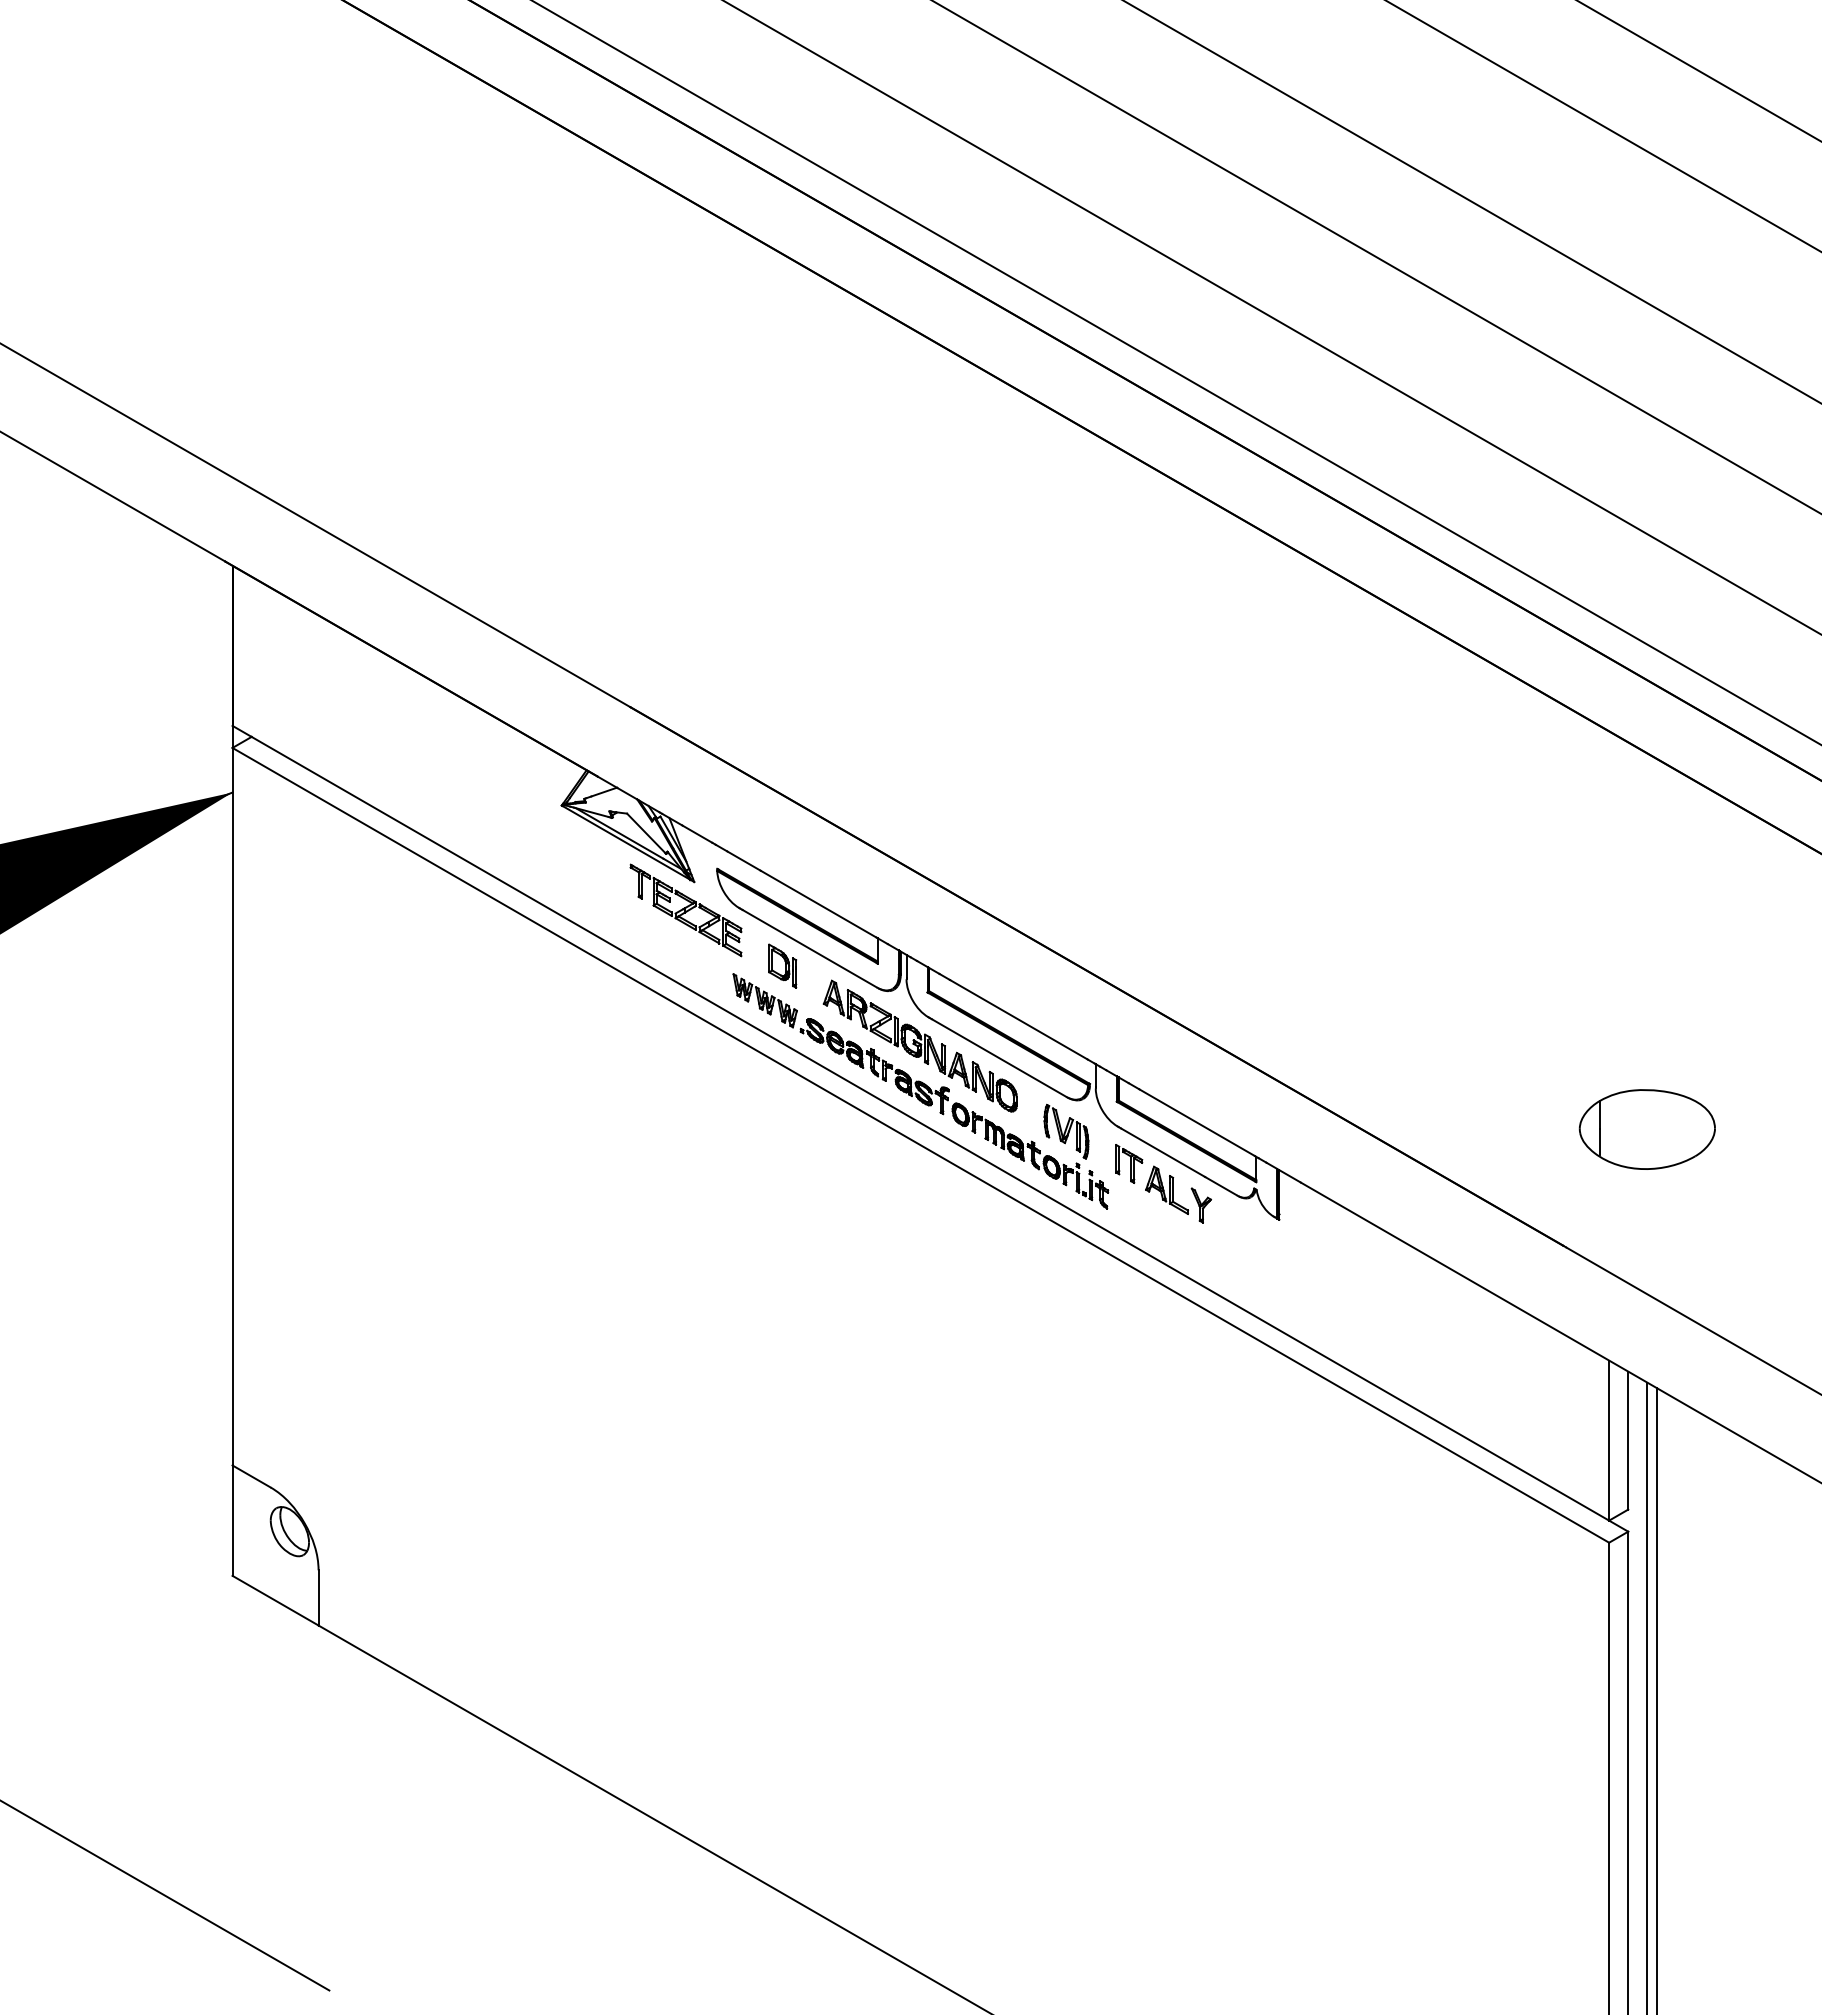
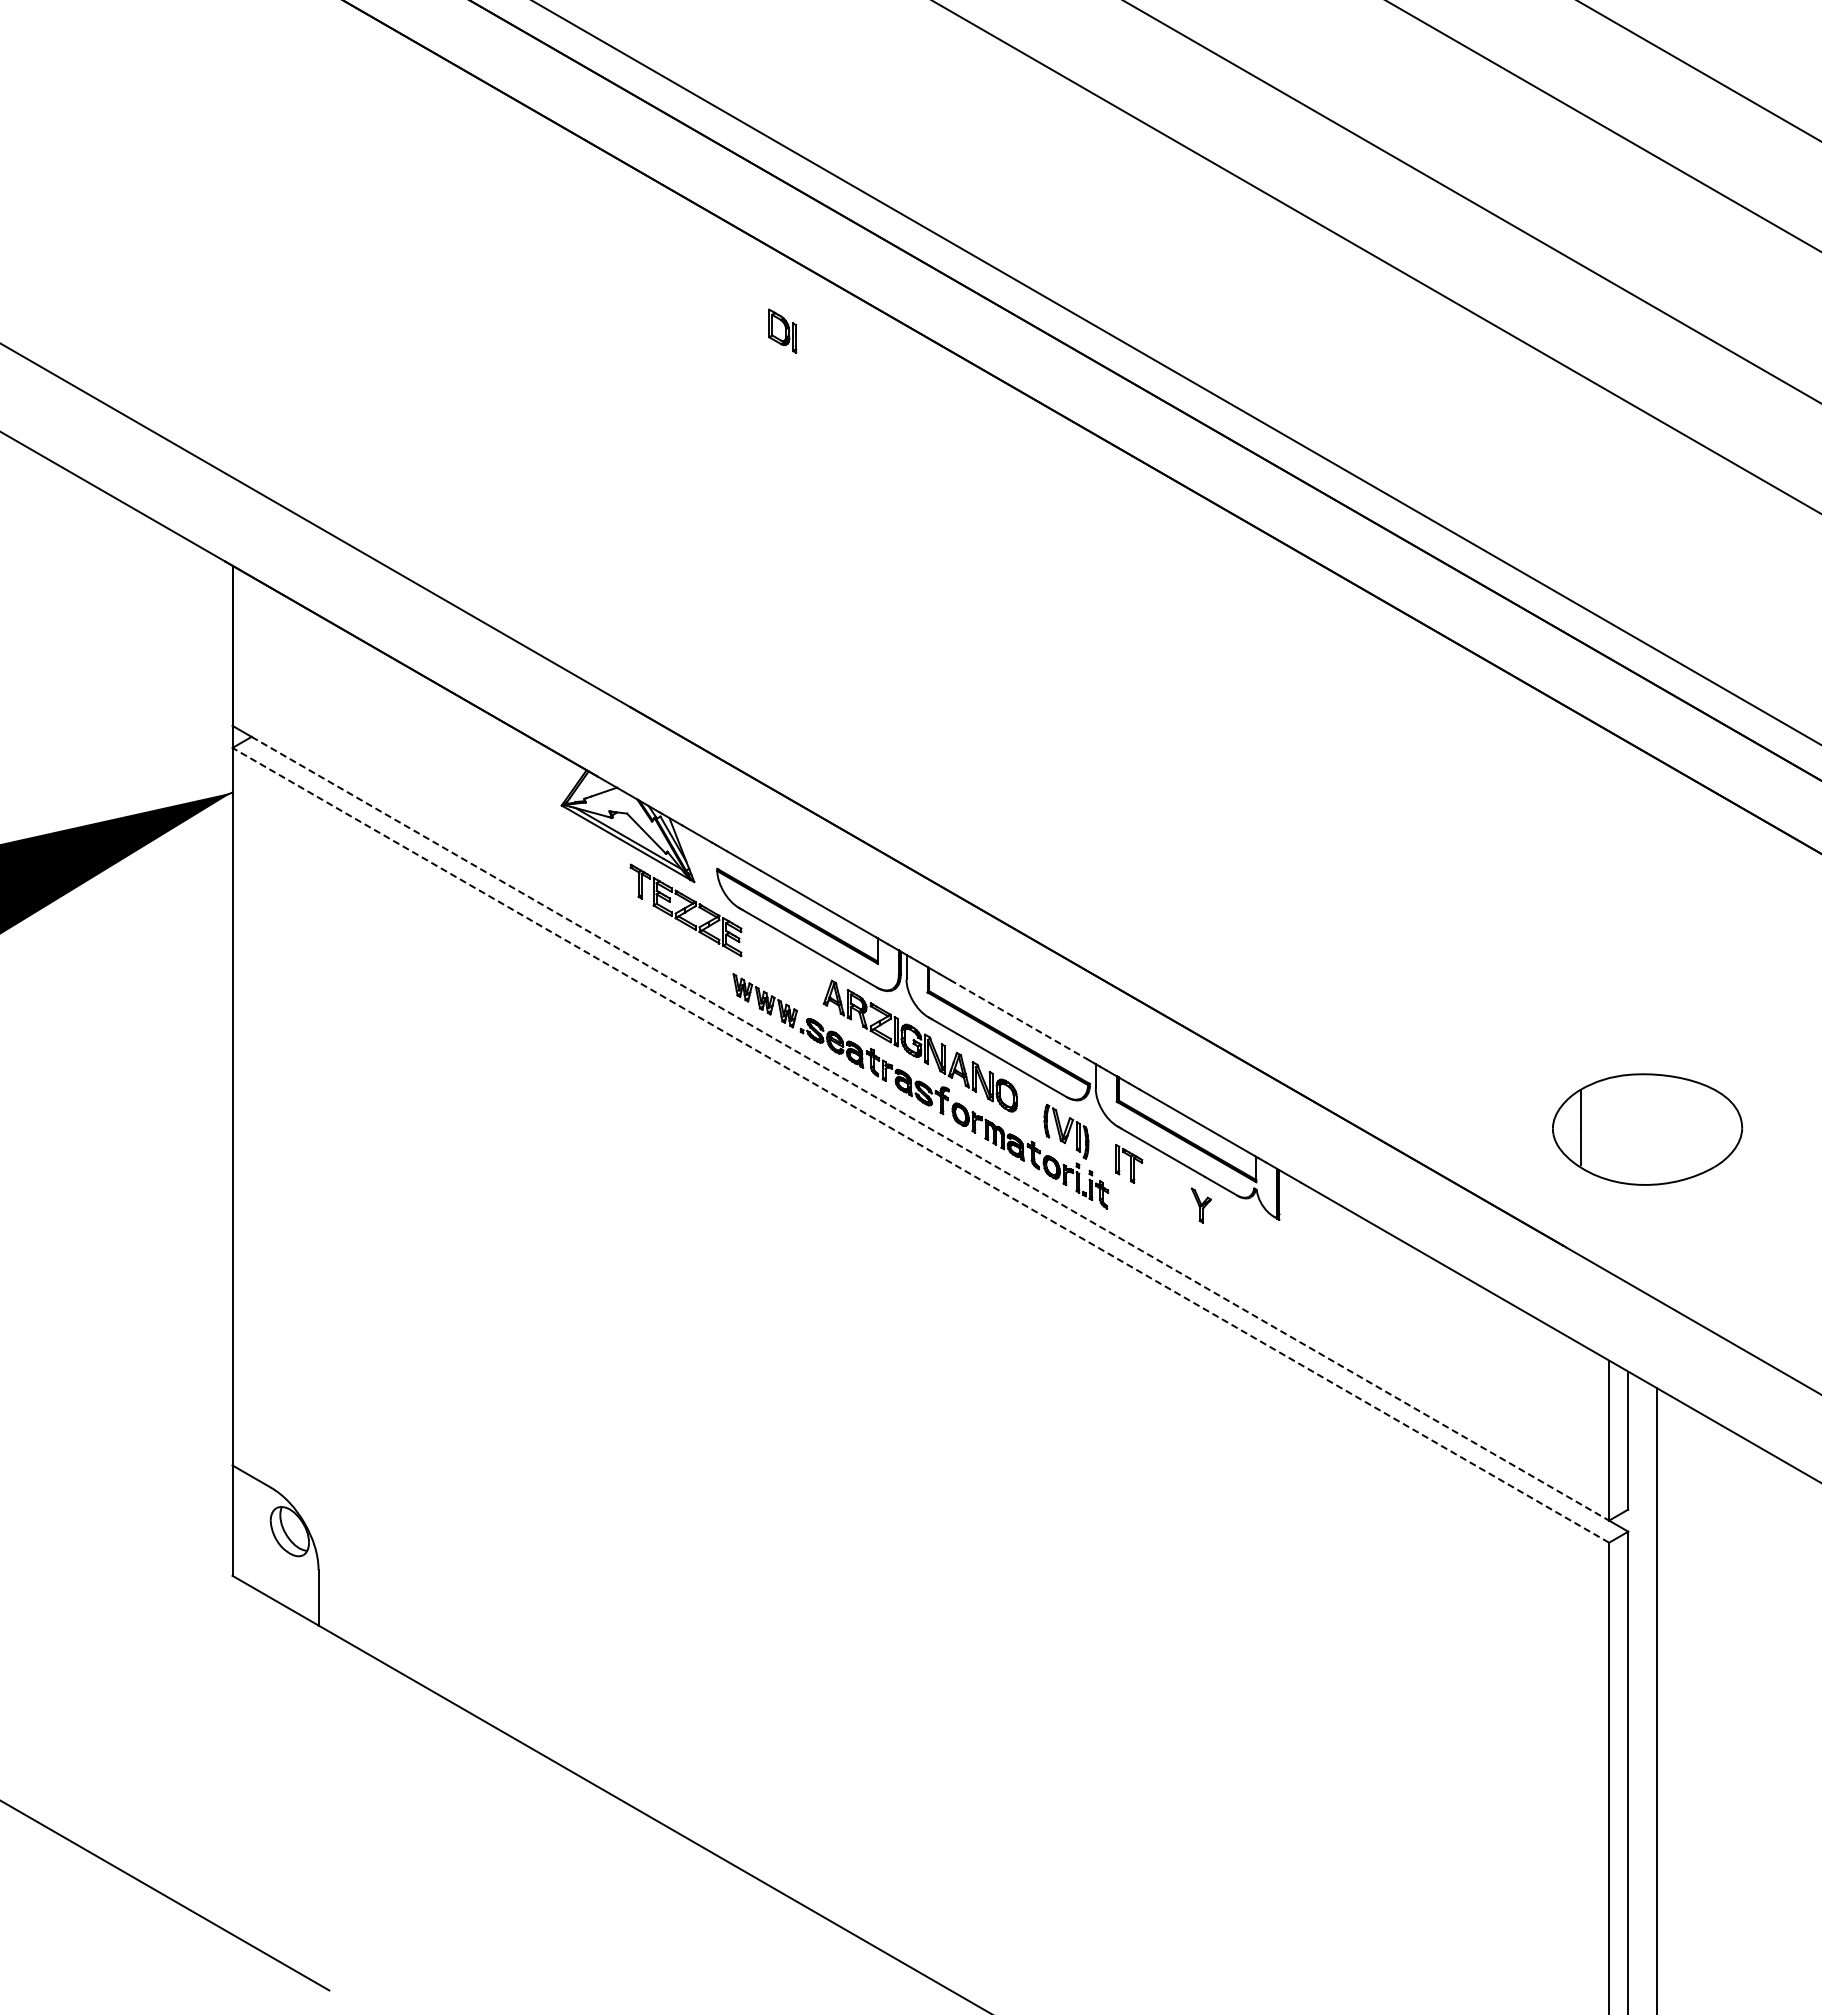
line: present -> none (1272, 317)
part position: (782, 965) -> (782, 330) (782, 330)
line: solid -> dashed (1019, 1020)
line: solid -> dashed (930, 1128)
part size: 138x81 px -> 192x113 px (1647, 1129)
line: solid -> dashed (920, 1145)
part: present -> none (1166, 1189)
line: present -> none (1647, 1696)
